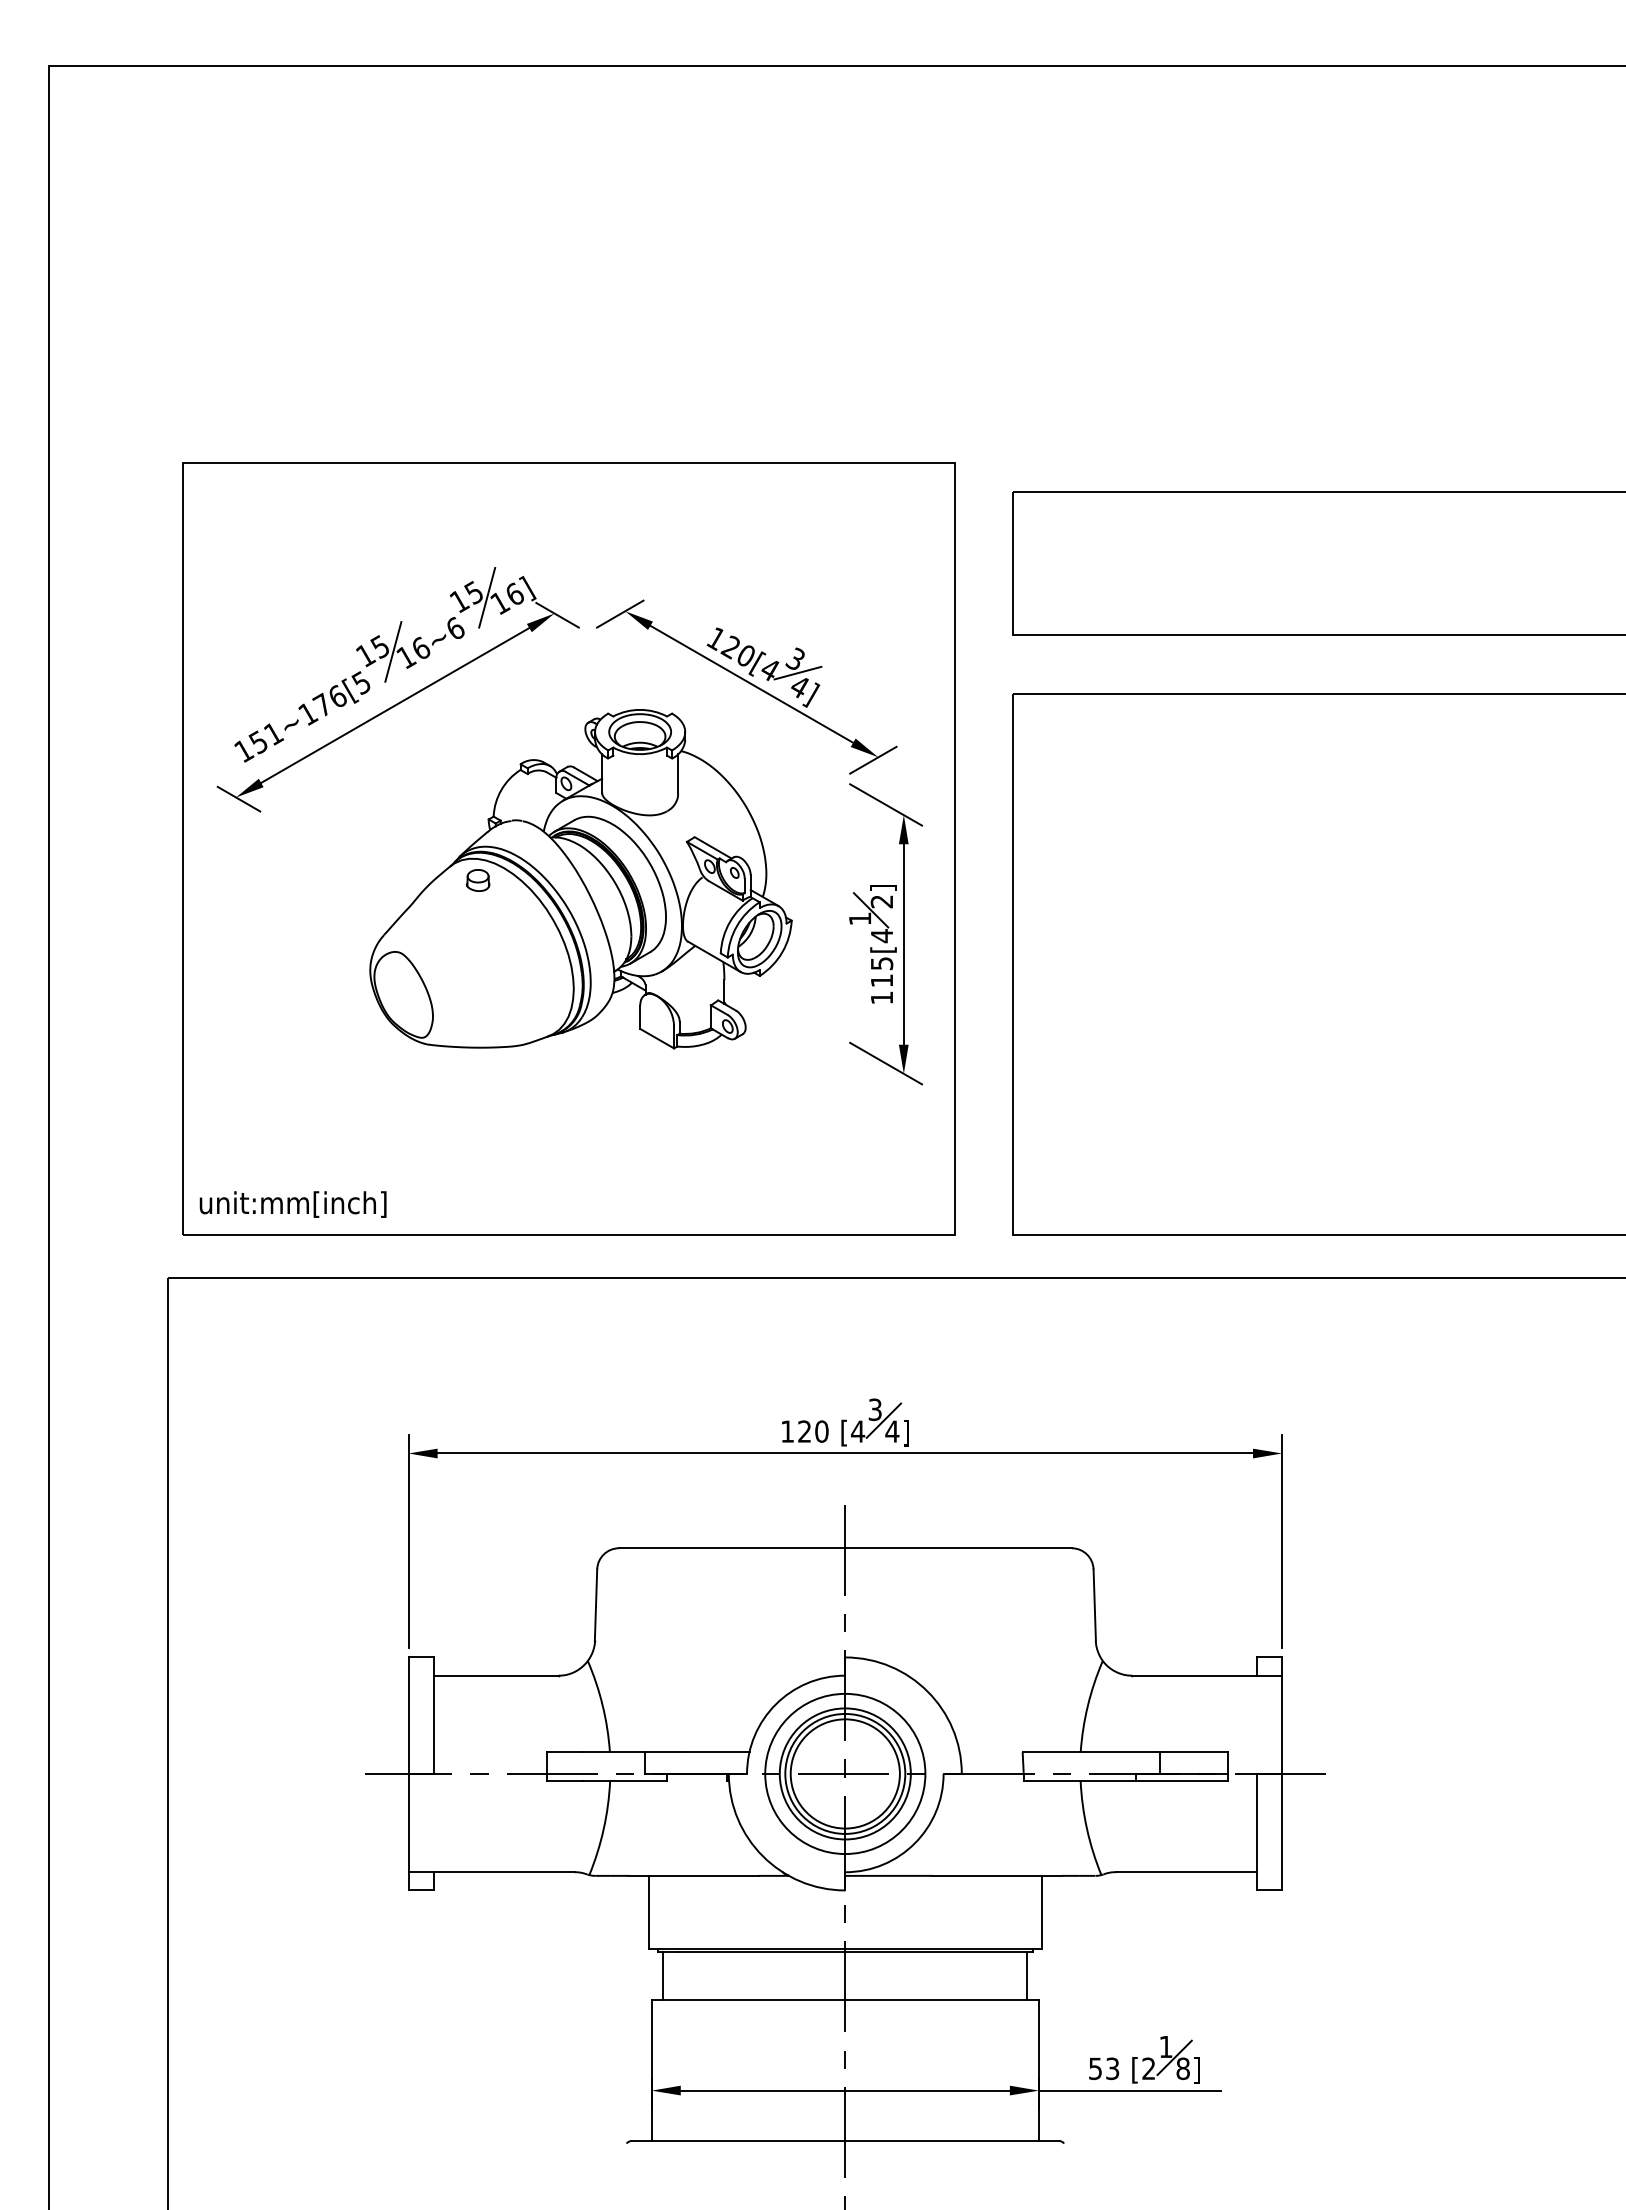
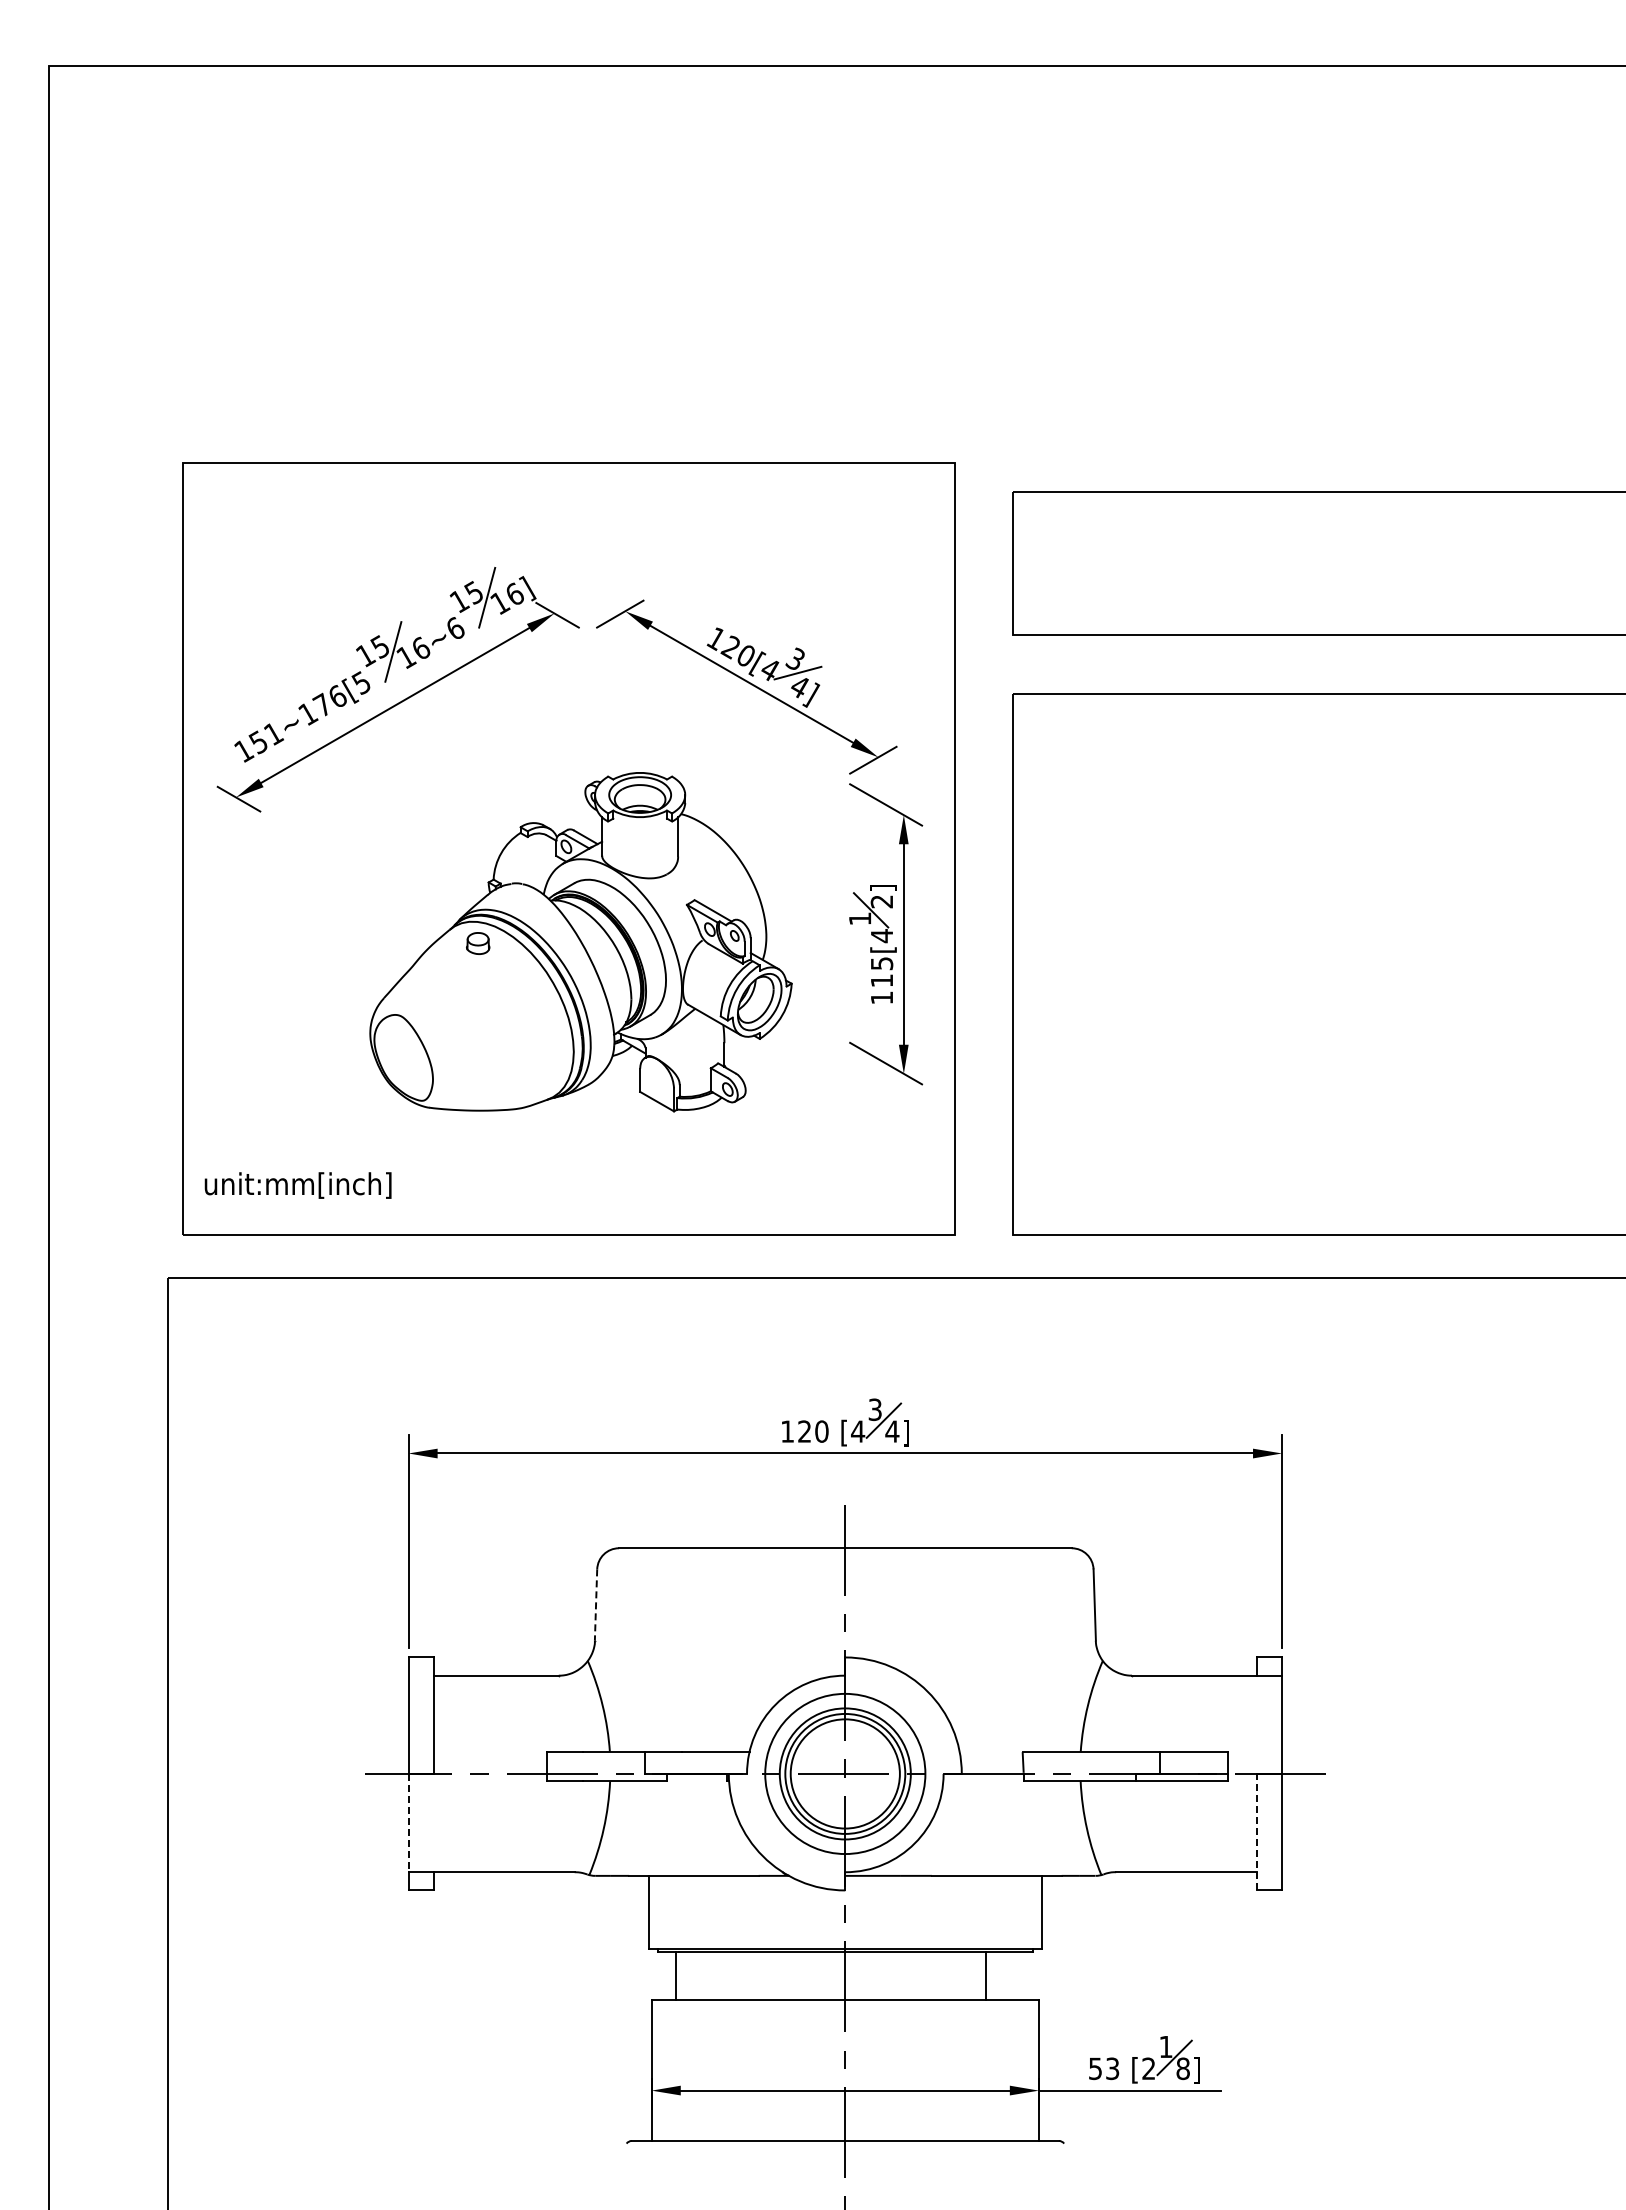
part position: (580, 879) -> (580, 942) (580, 942)
text position: (292, 1204) -> (297, 1185) (297, 1185)
line: solid -> dashed (596, 1605)
line: solid -> dashed (408, 1823)
line: solid -> dashed (1256, 1831)
line position: (663, 1975) -> (676, 1975) (676, 1975)
line position: (1027, 1975) -> (986, 1975) (986, 1975)
